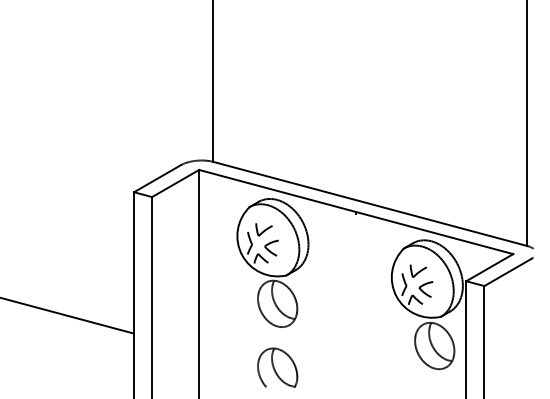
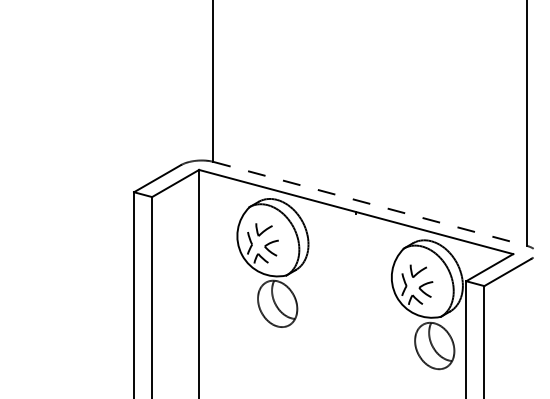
line: solid -> dashed (370, 203)
line: present -> none (68, 315)
part: present -> none (277, 367)
